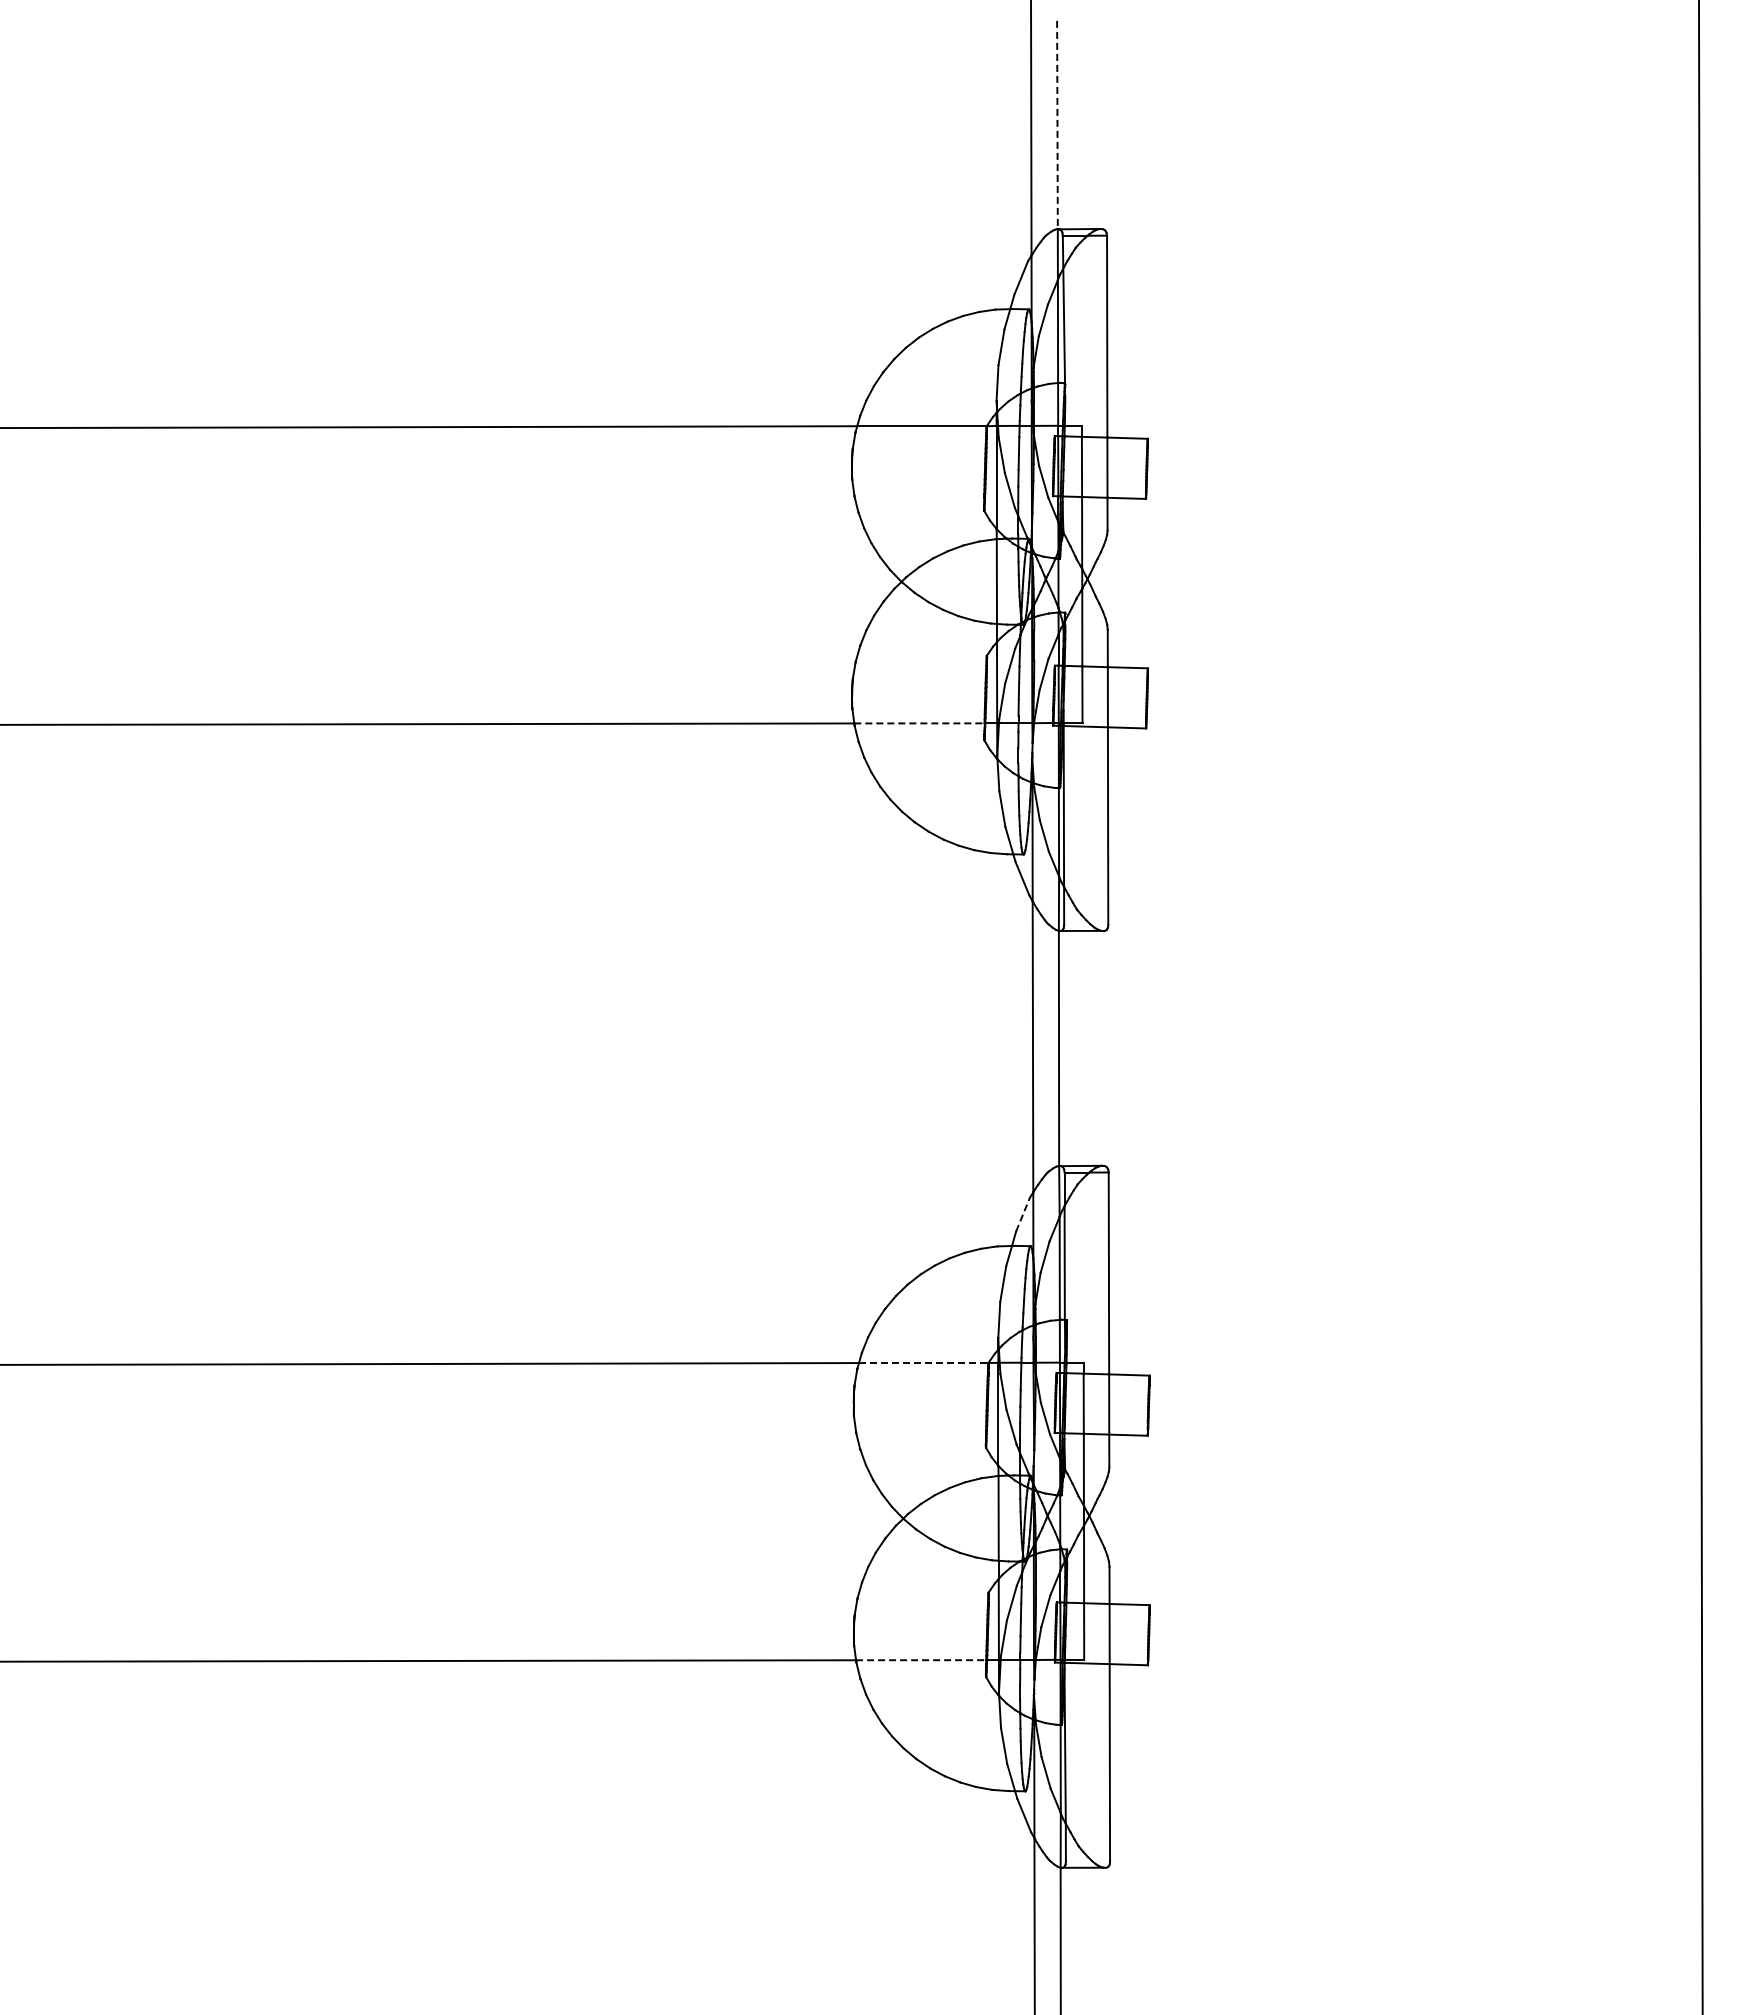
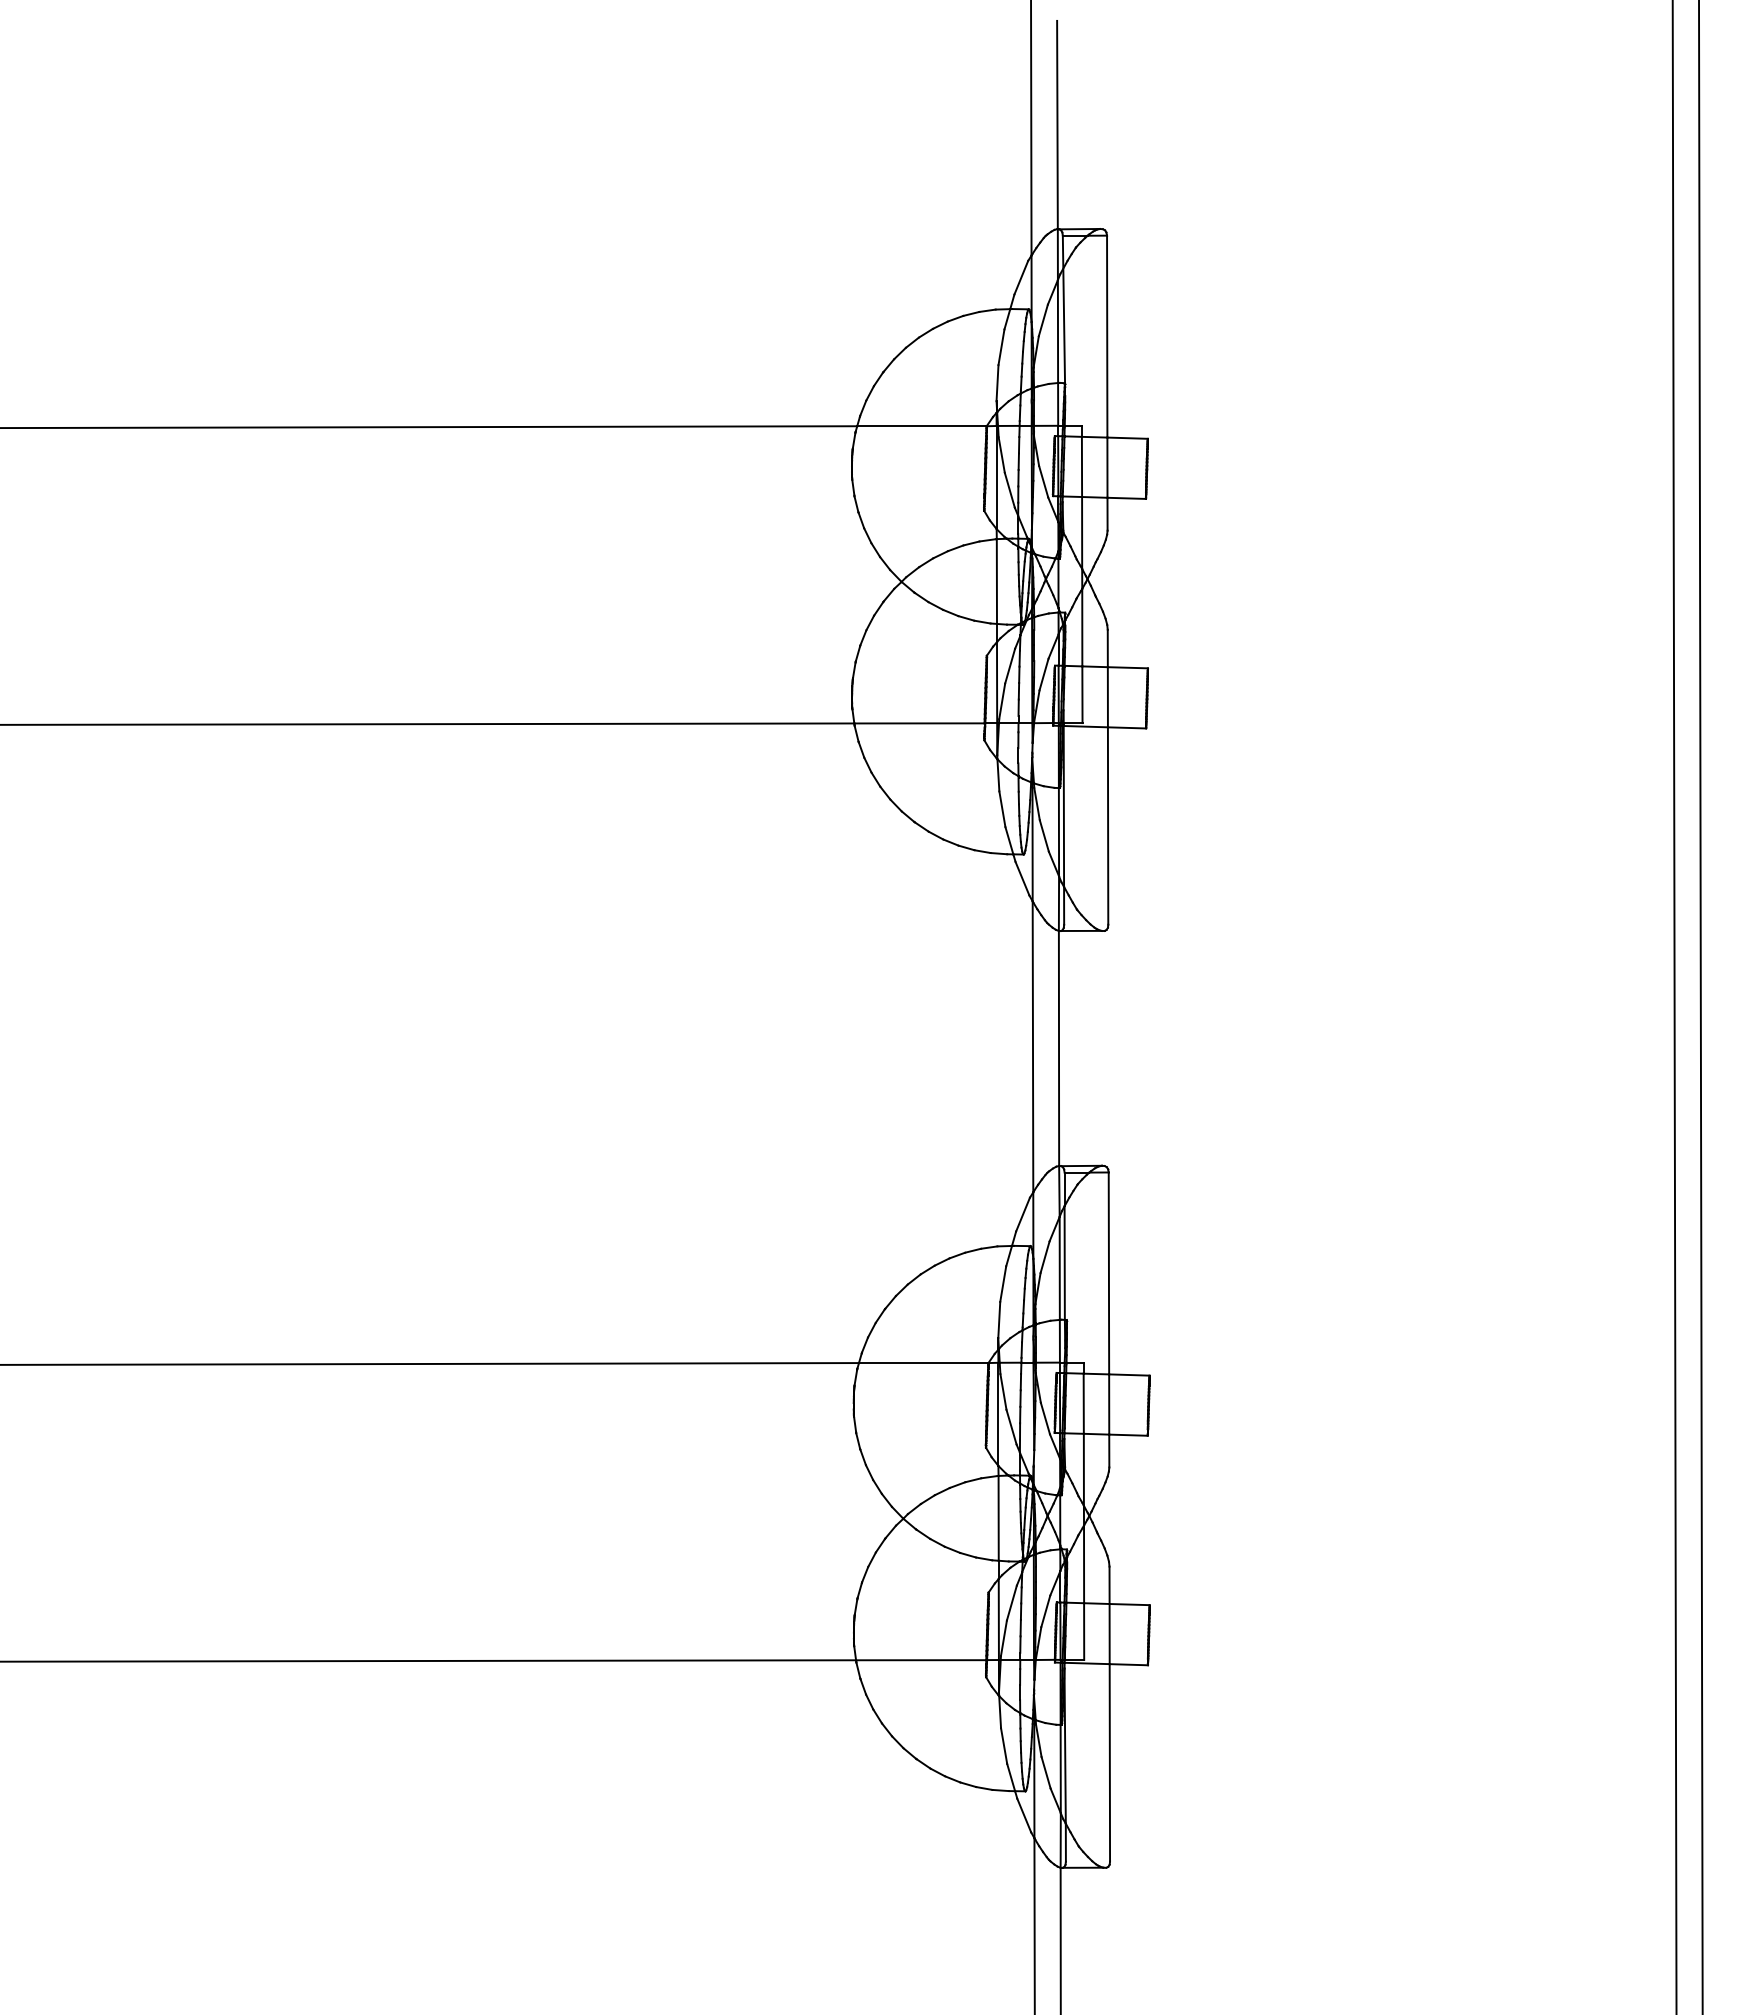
line: dashed -> solid (1057, 125)
line: dashed -> solid (919, 723)
line: none -> present (1674, 1006)
line: dashed -> solid (1023, 1214)
line: dashed -> solid (923, 1363)
line: dashed -> solid (921, 1660)
